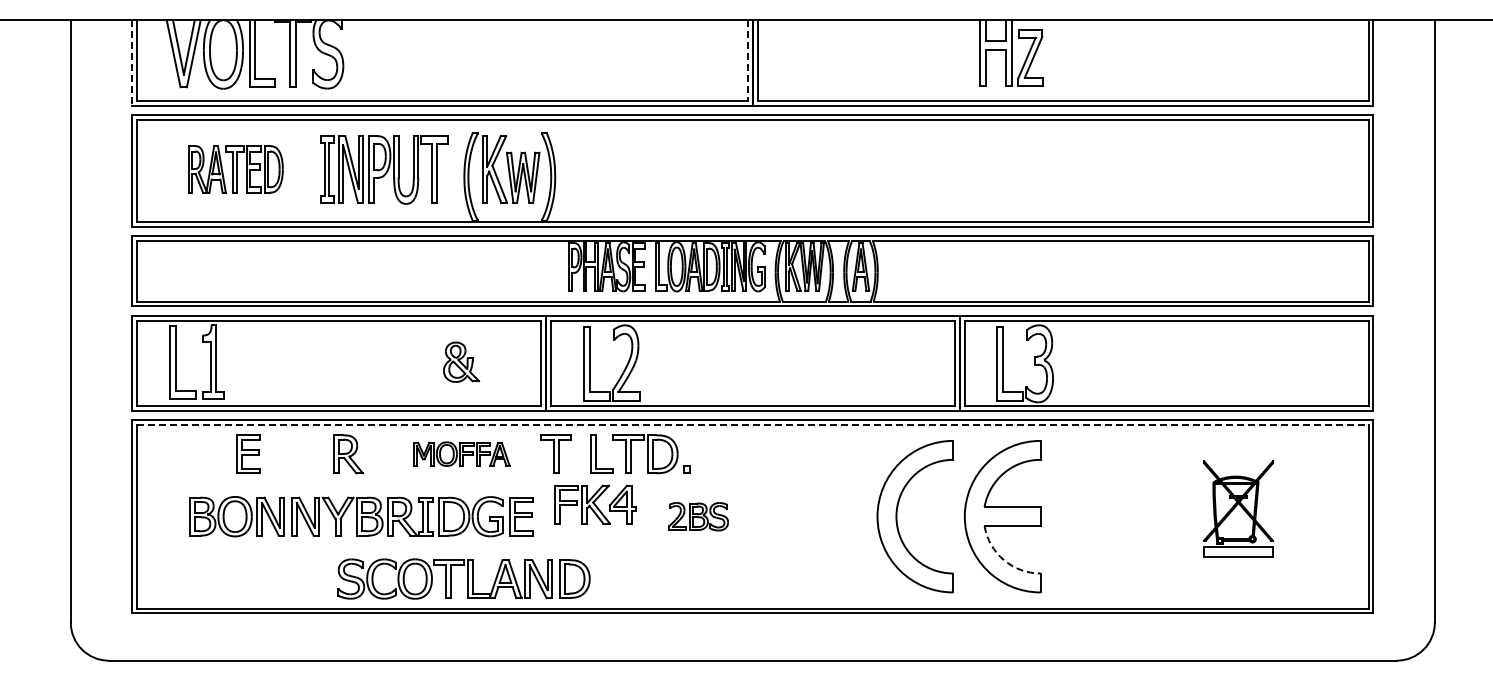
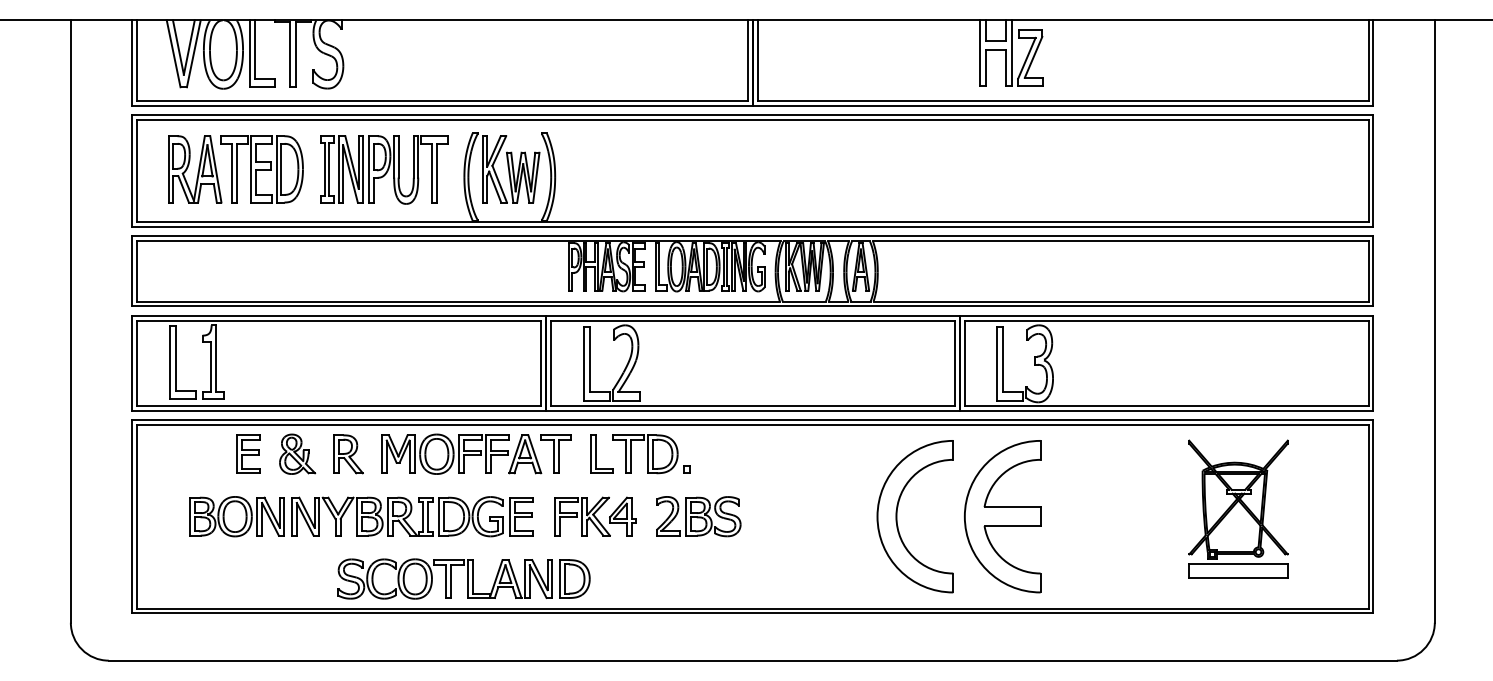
line: dashed -> solid (748, 61)
line: dashed -> solid (132, 62)
part size: 96x49 px -> 136x69 px (235, 169)
part position: (461, 361) -> (297, 453) (297, 453)
line: dashed -> solid (752, 424)
part size: 98x26 px -> 162x42 px (461, 453)
part position: (595, 504) -> (595, 516) (595, 516)
part size: 71x98 px -> 101x140 px (1238, 508)
part size: 61x30 px -> 86x42 px (698, 516)
arc: dashed -> solid (1003, 560)
